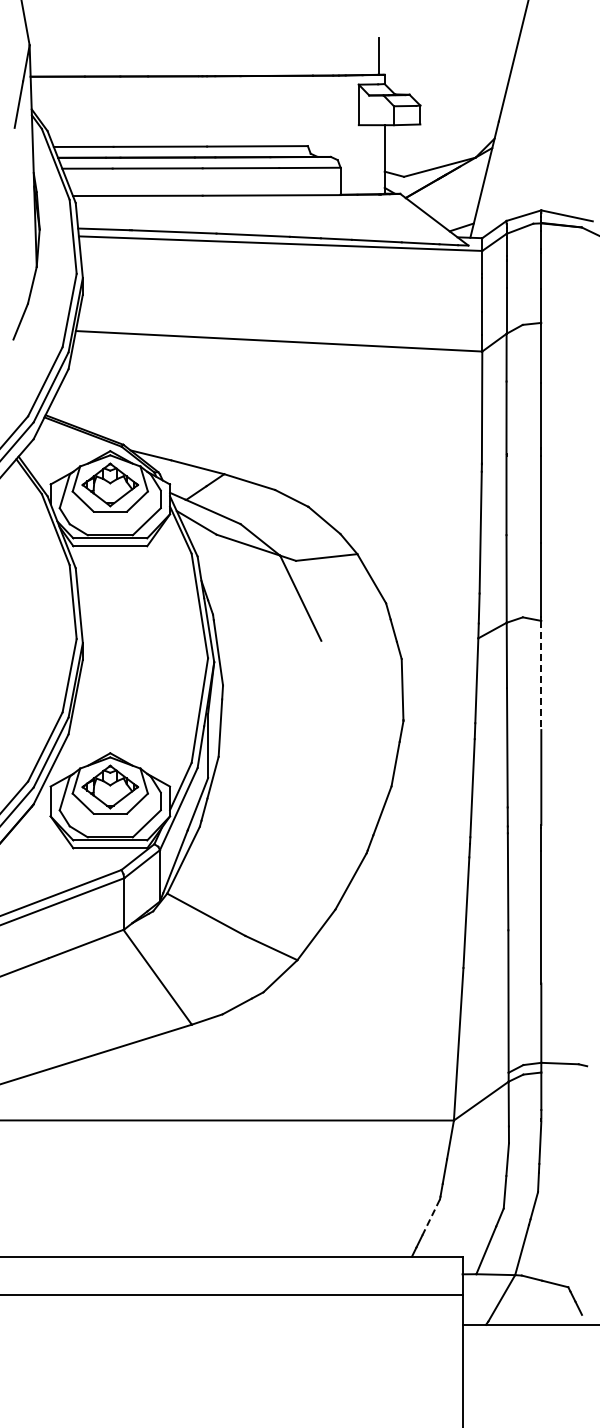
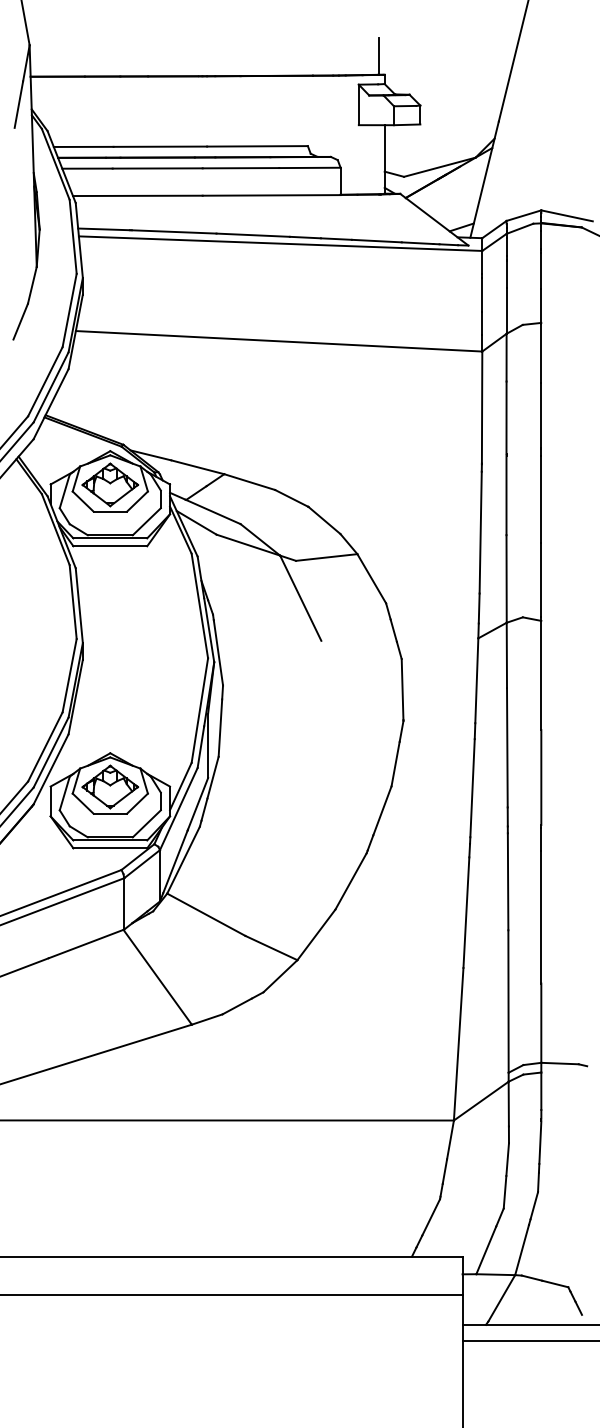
line: dashed -> solid (541, 675)
line: dashed -> solid (431, 1217)
line: none -> present (529, 1341)
